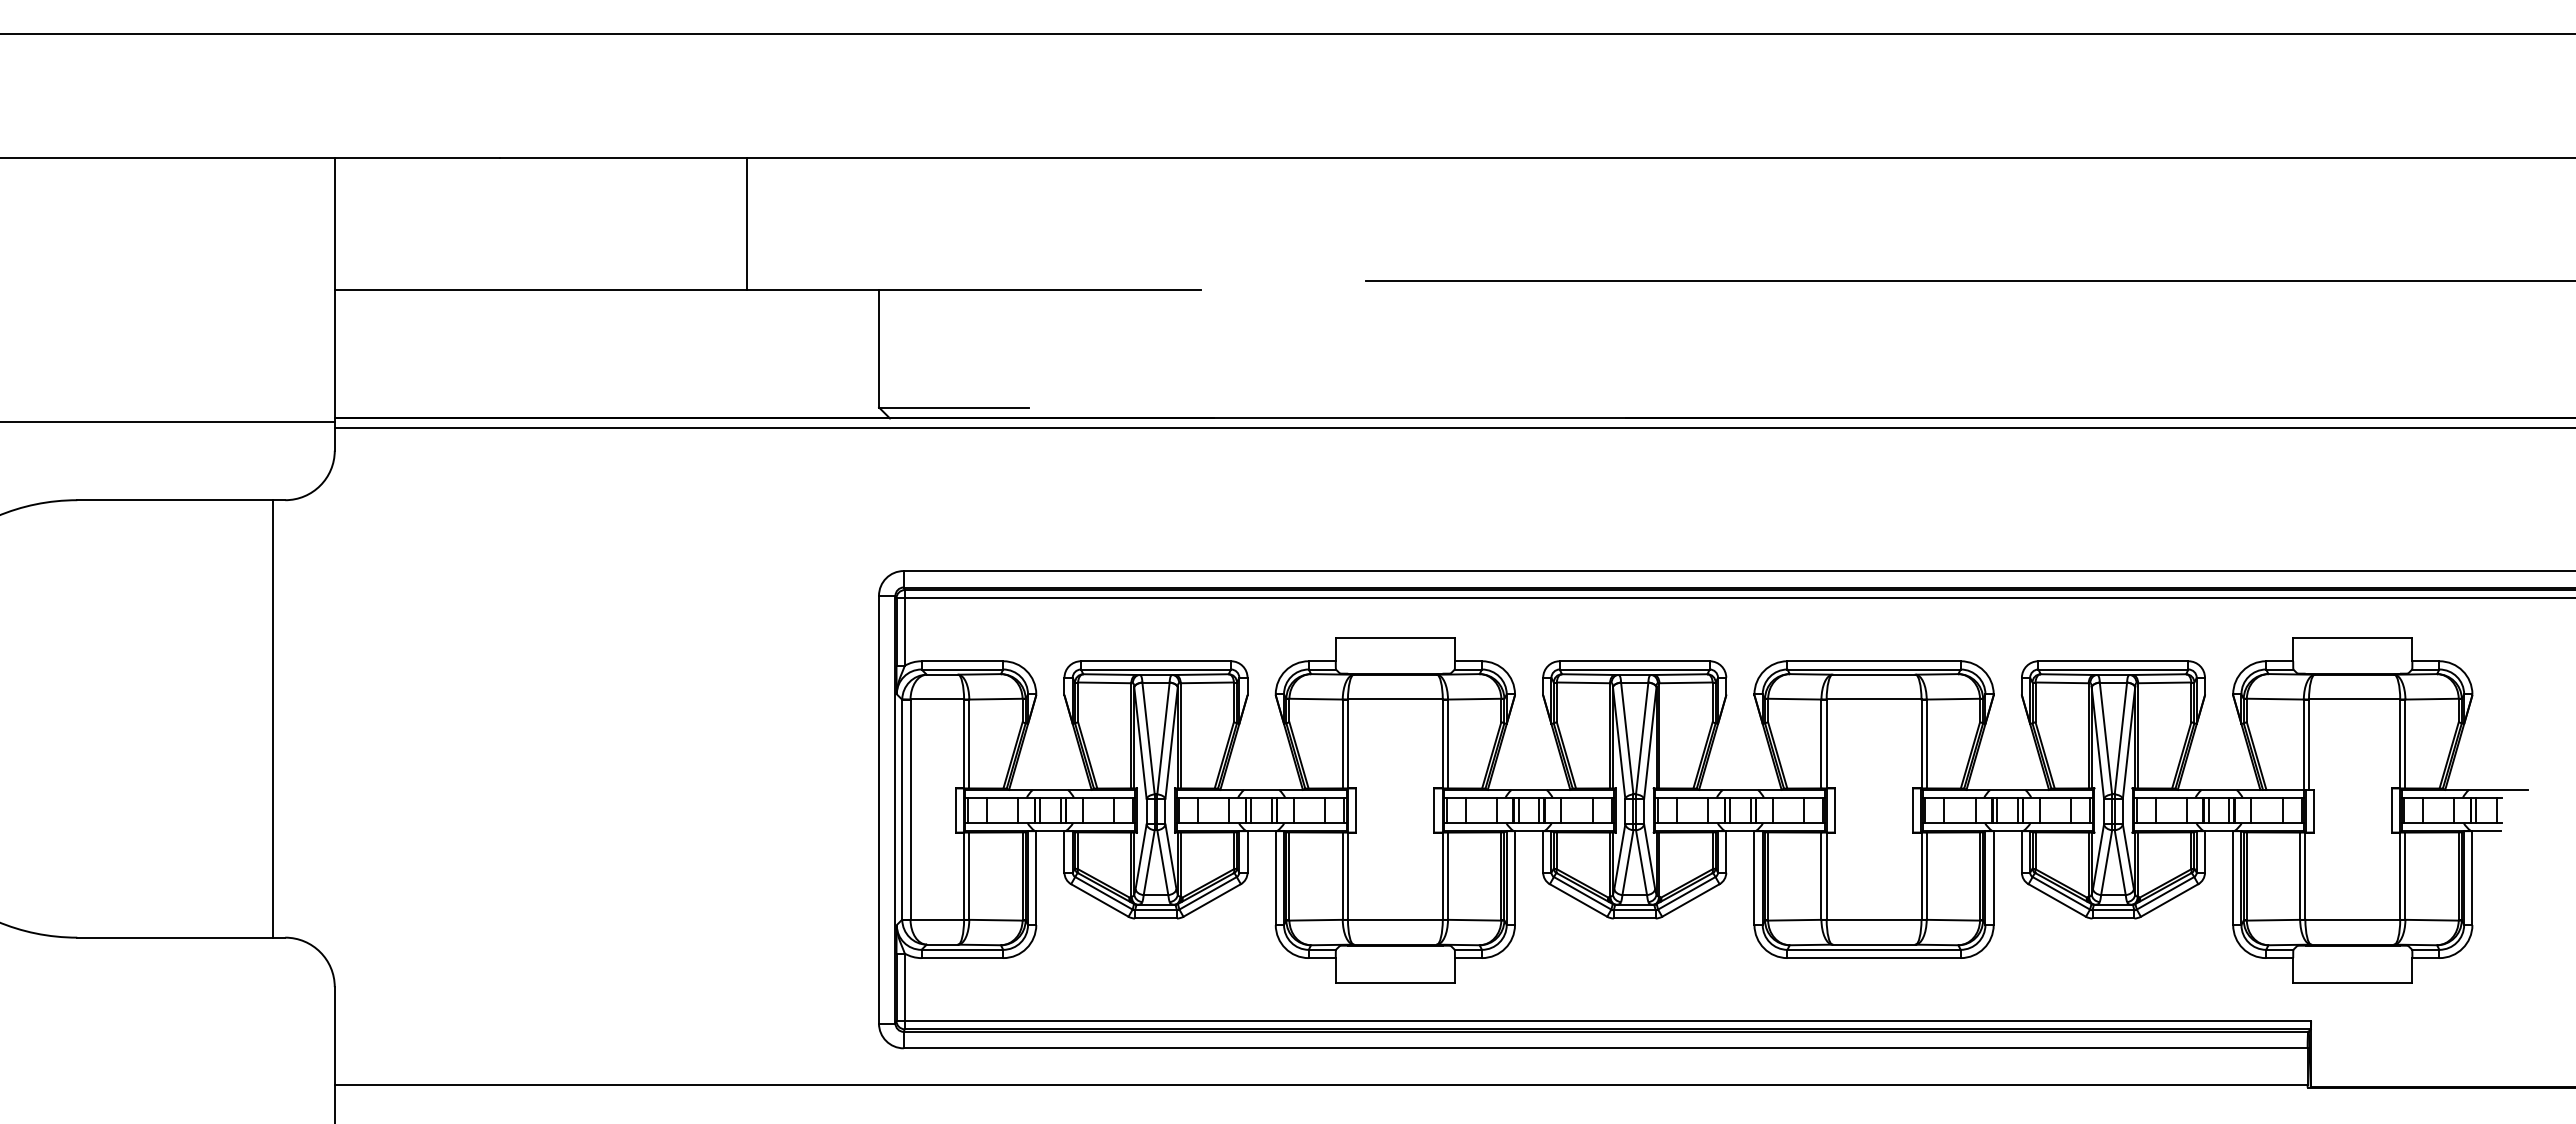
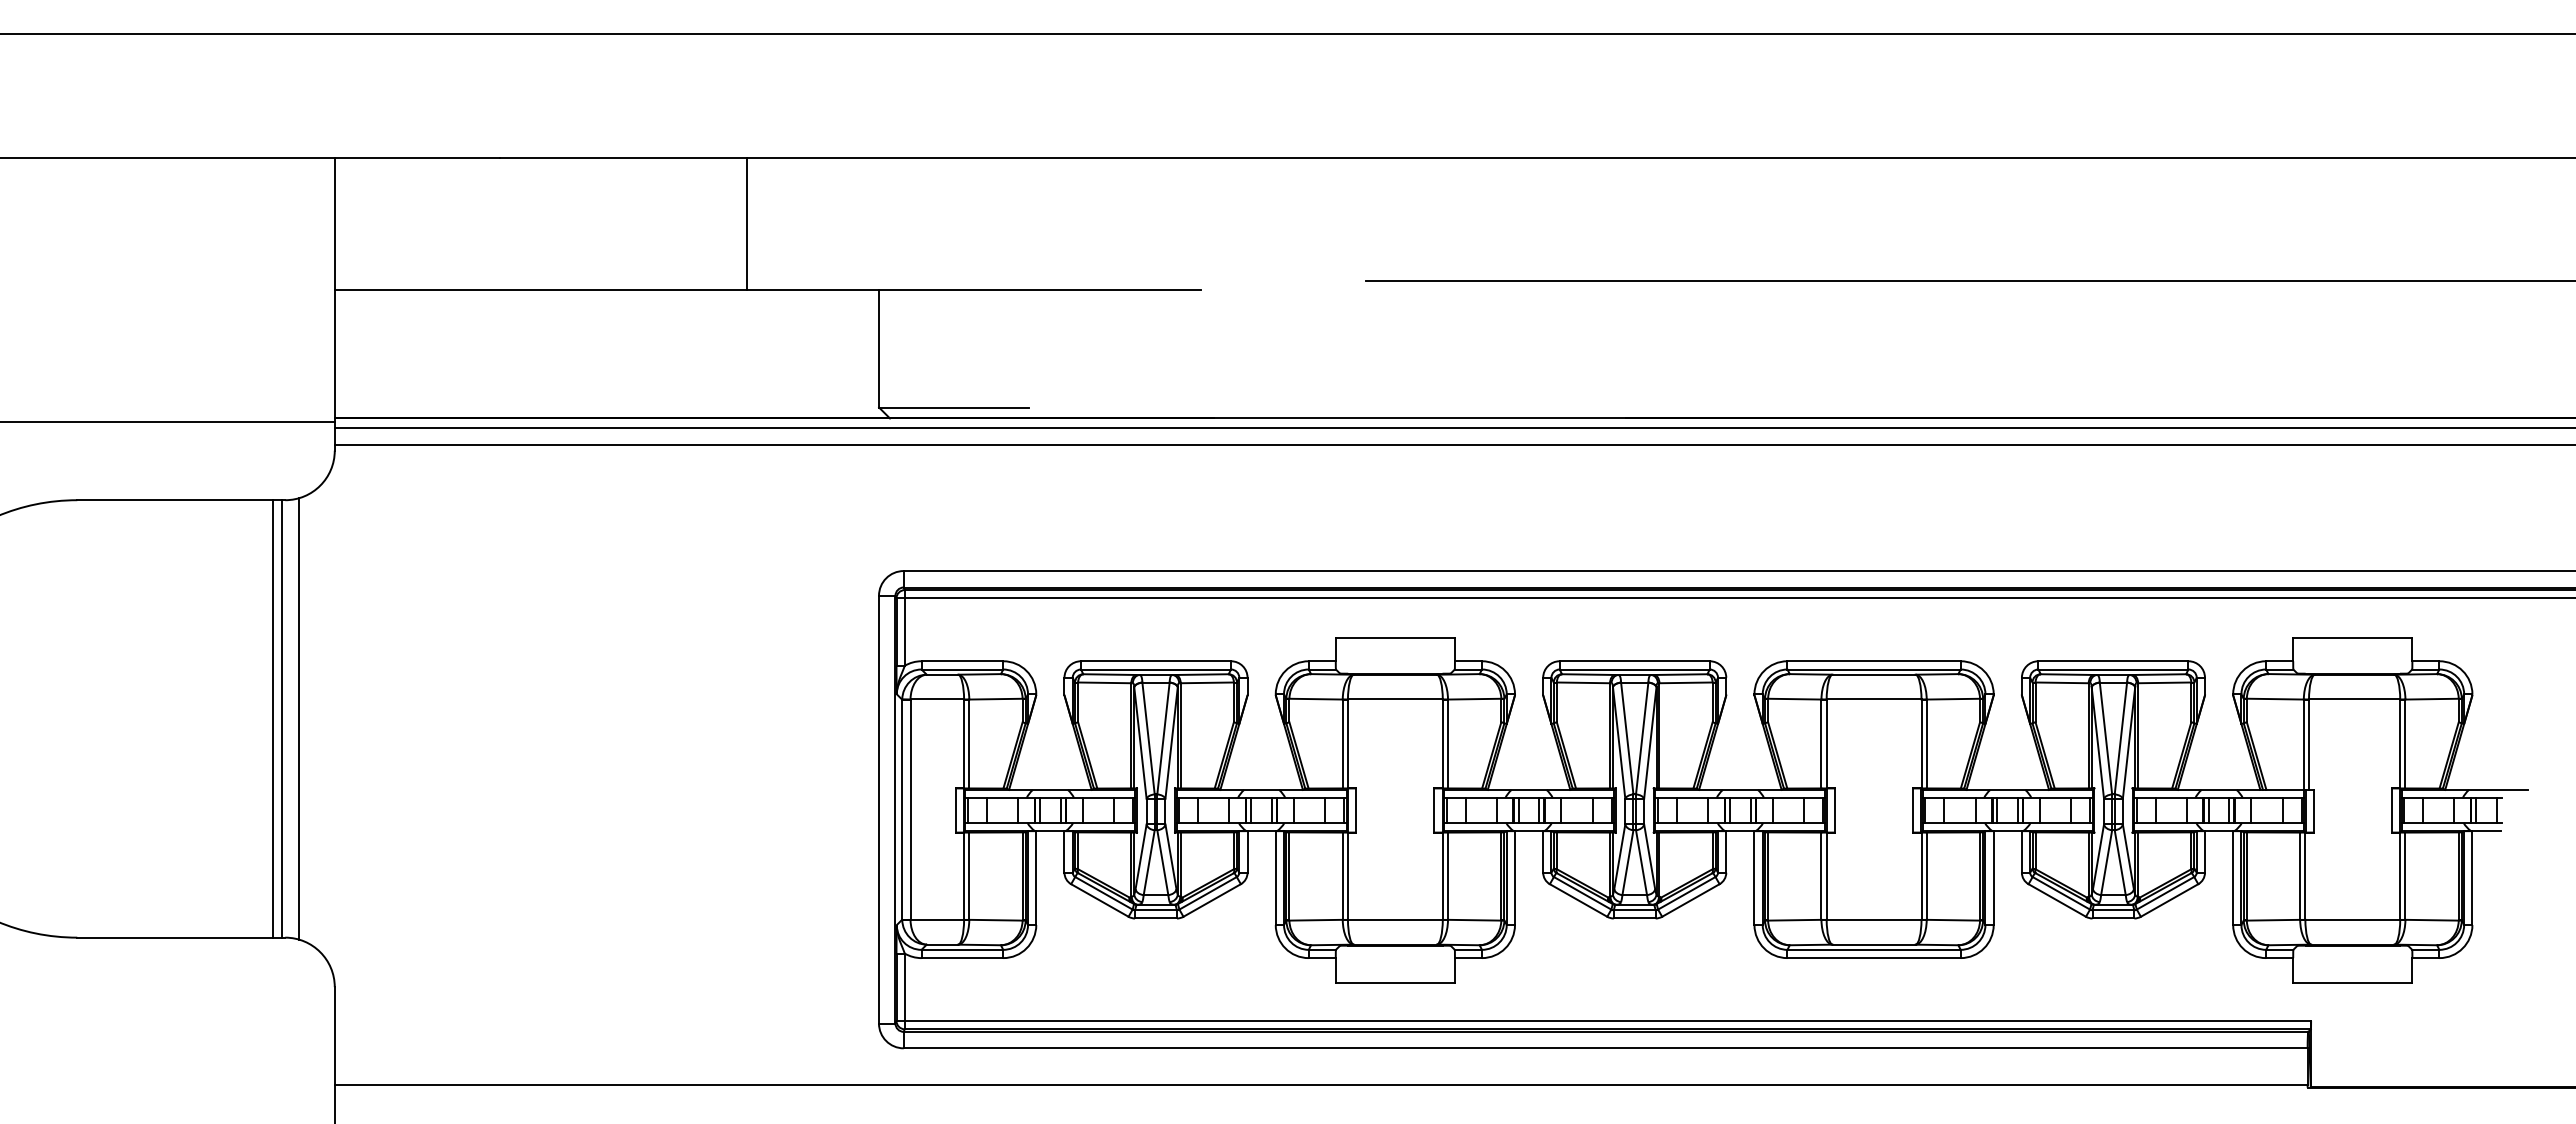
line: none -> present (1453, 444)
line: none -> present (282, 718)
line: none -> present (299, 718)
